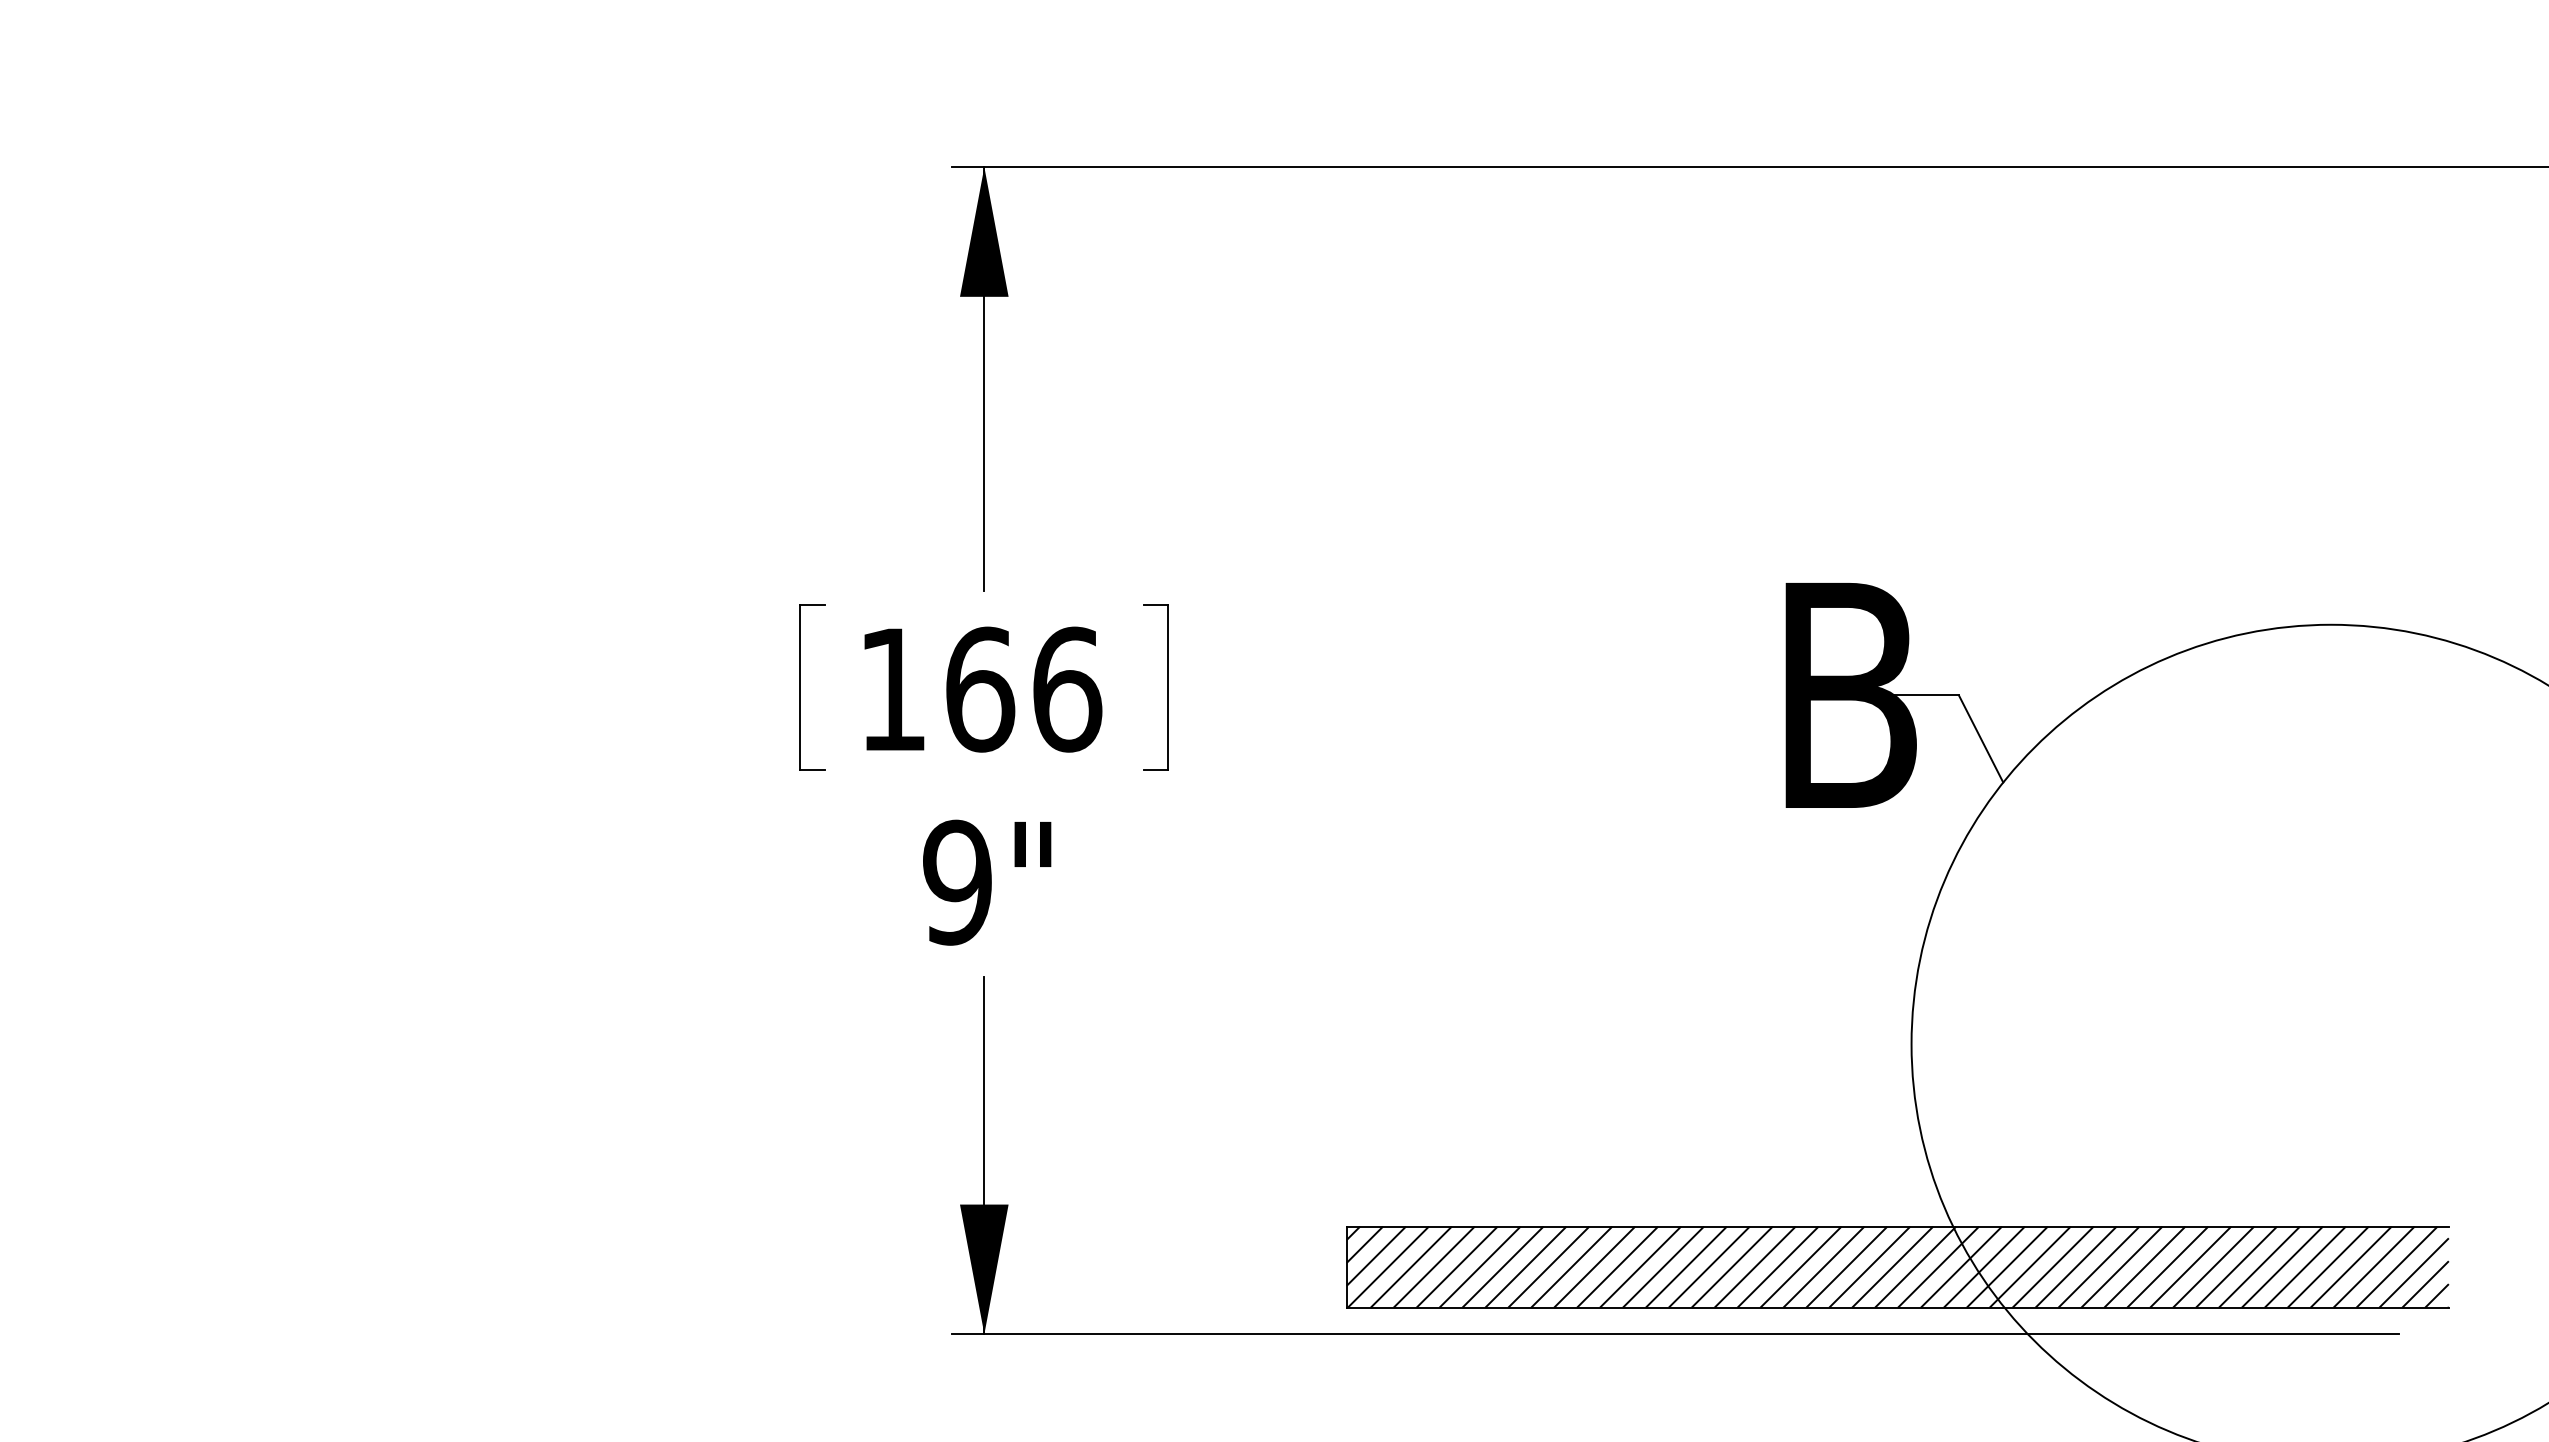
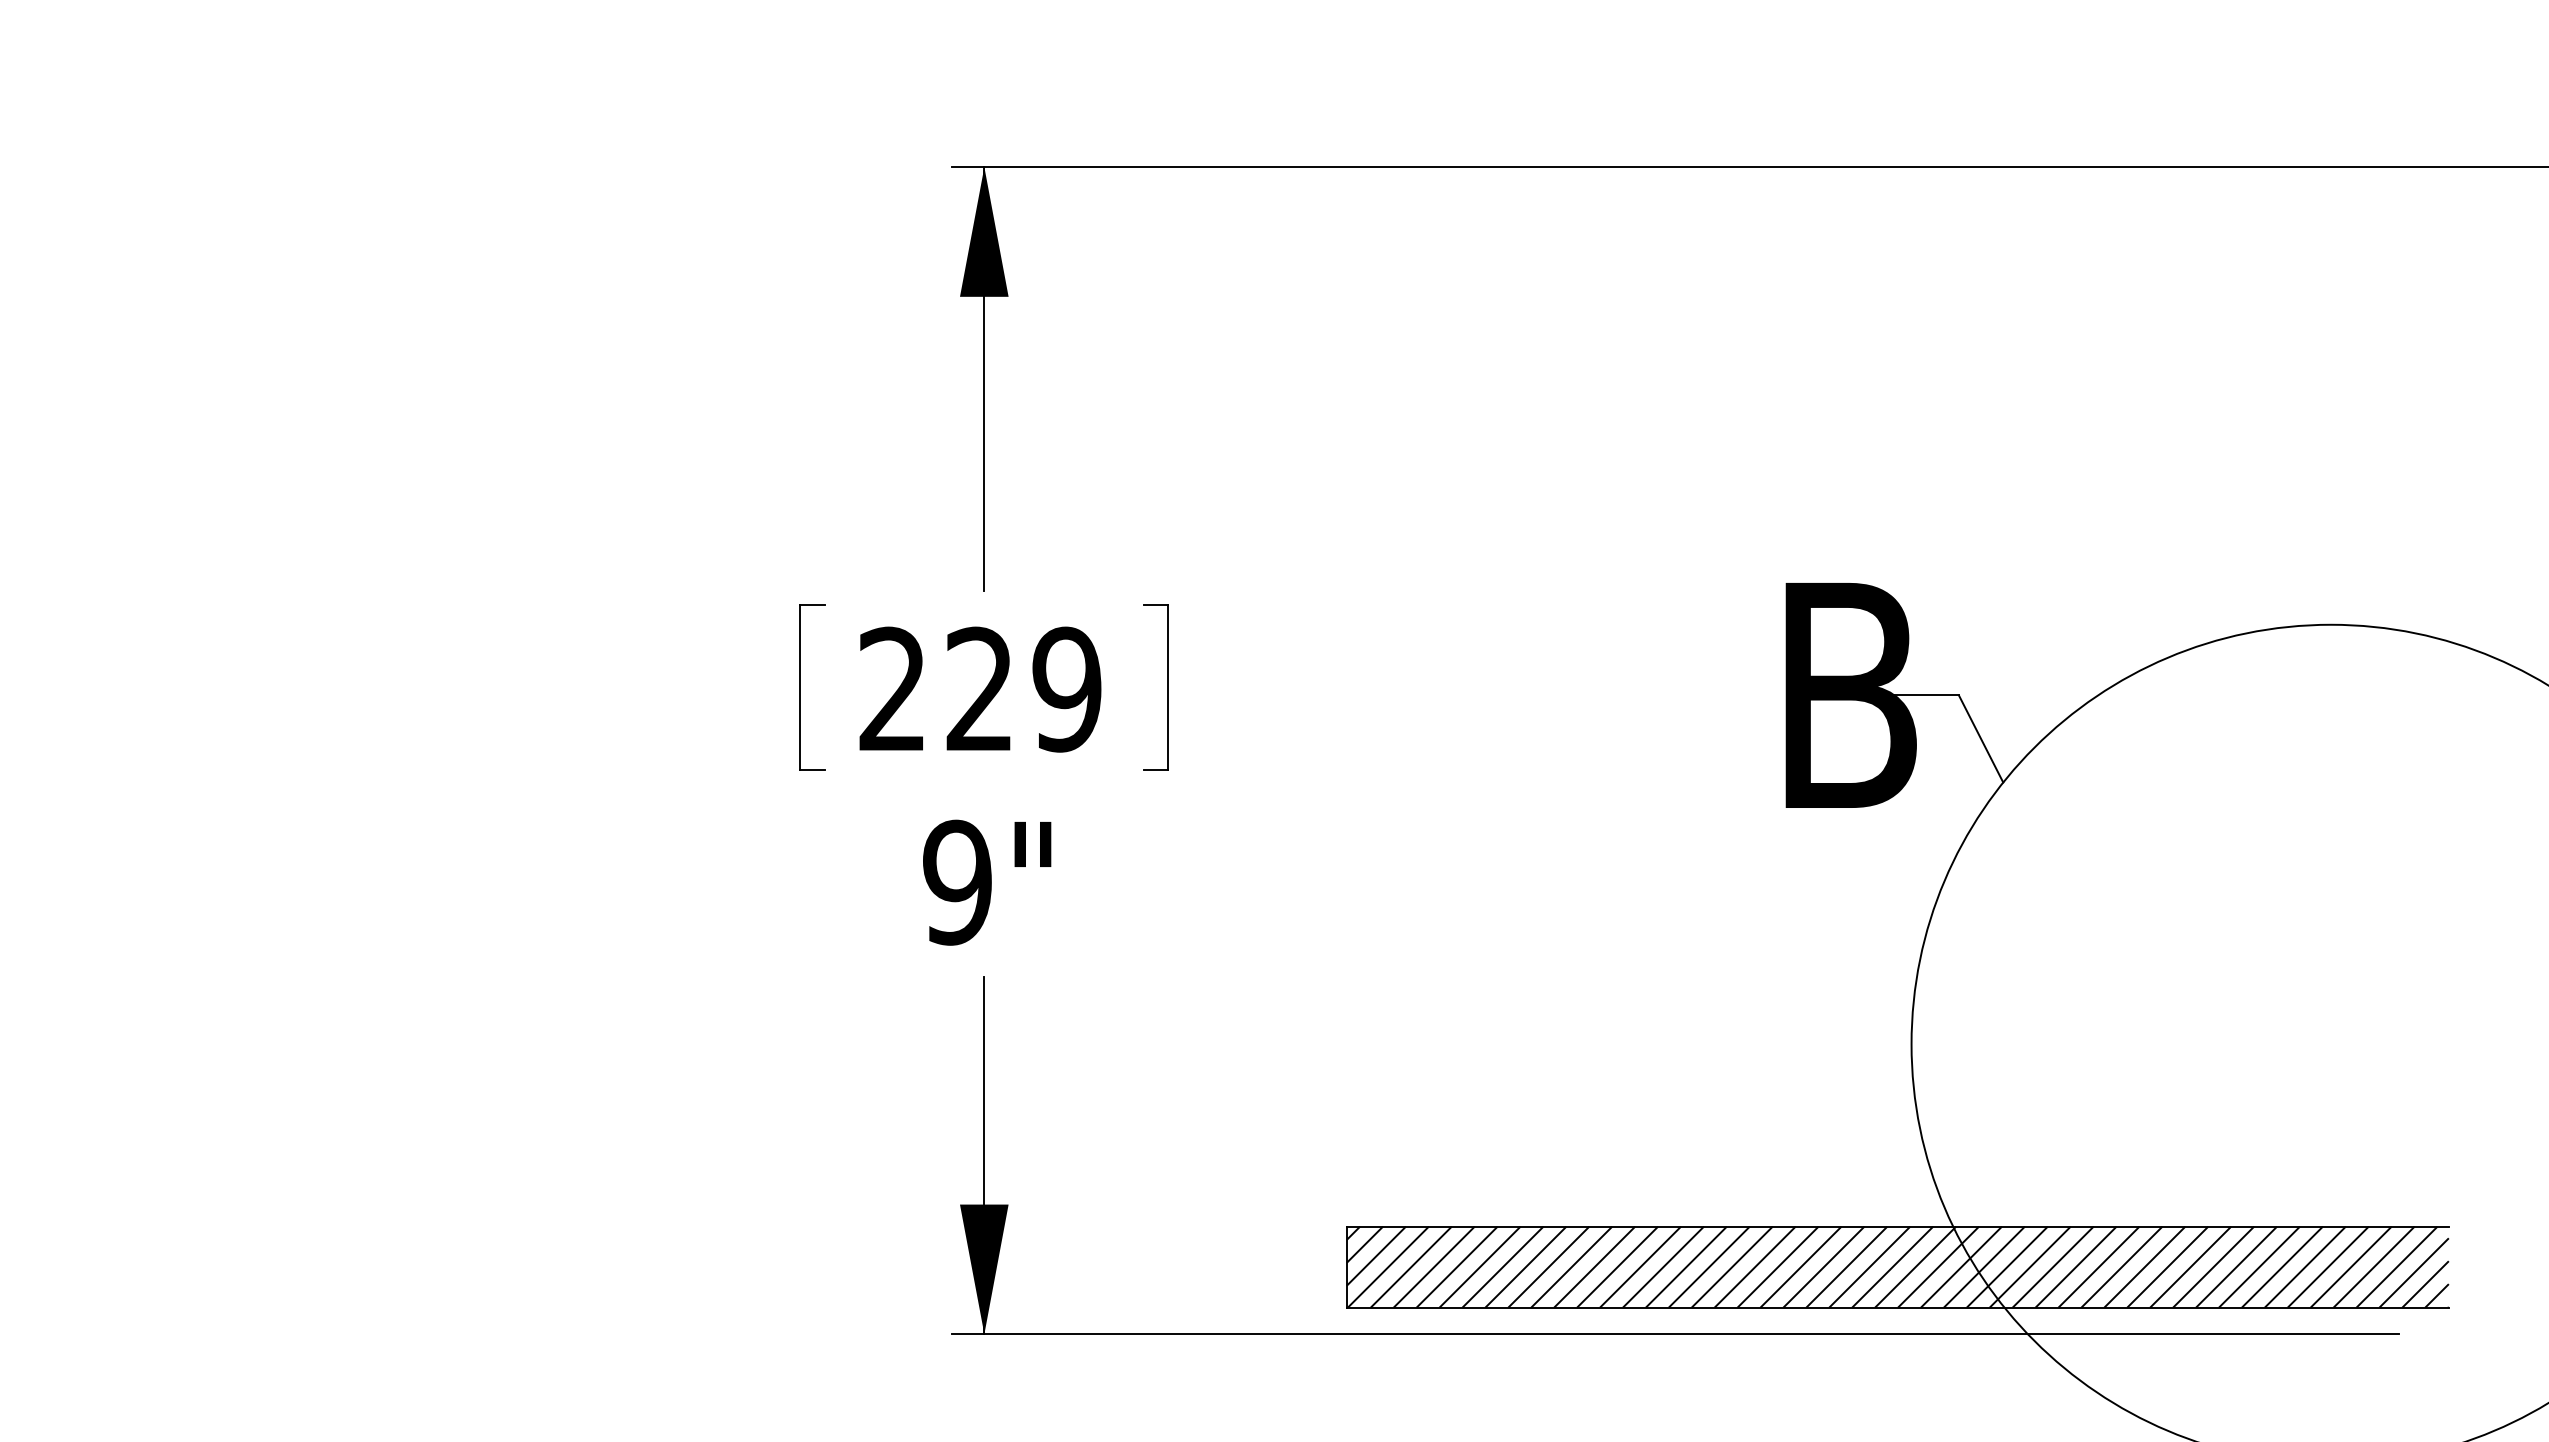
text: 166 -> 229 (980, 689)
